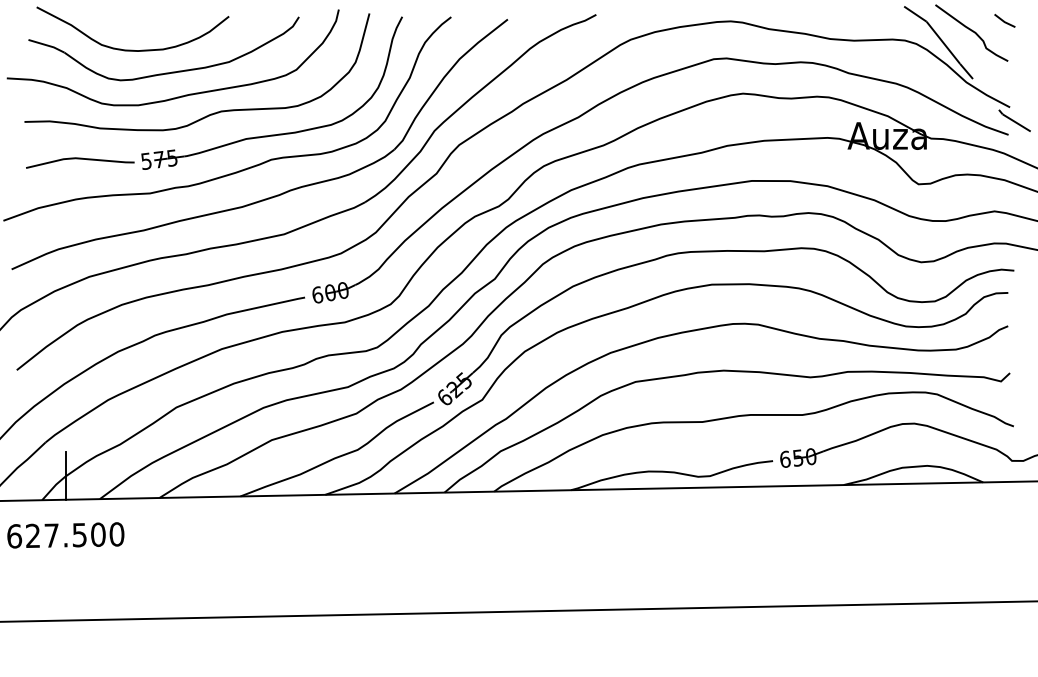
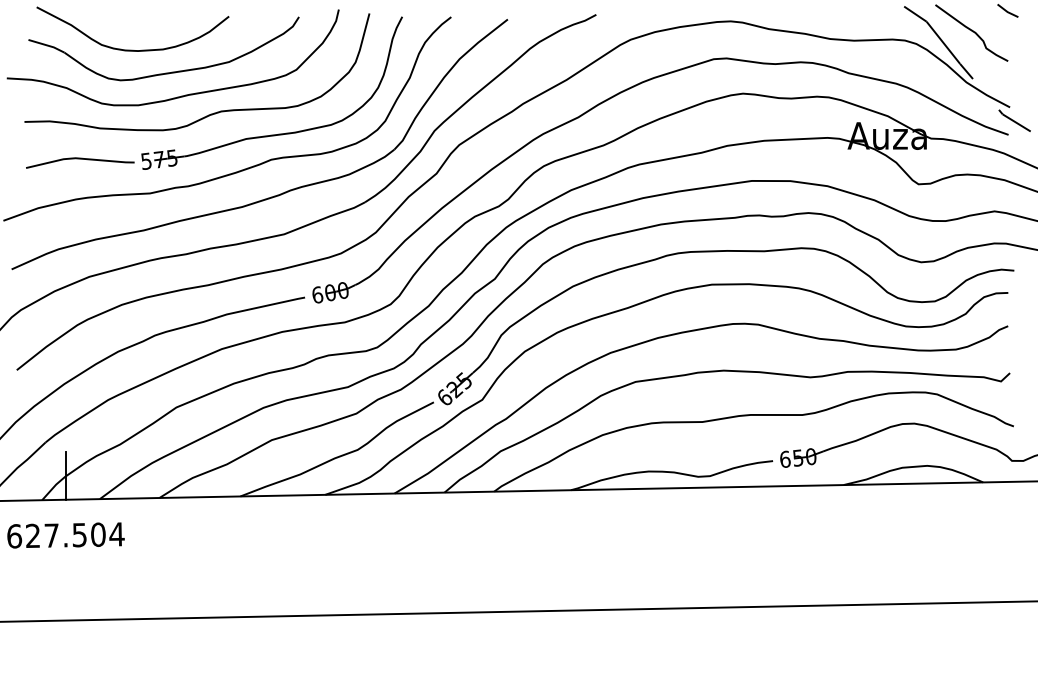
line position: (1004, 20) -> (1007, 10) (1007, 10)
text: 627.500 -> 627.504 (116, 534)
